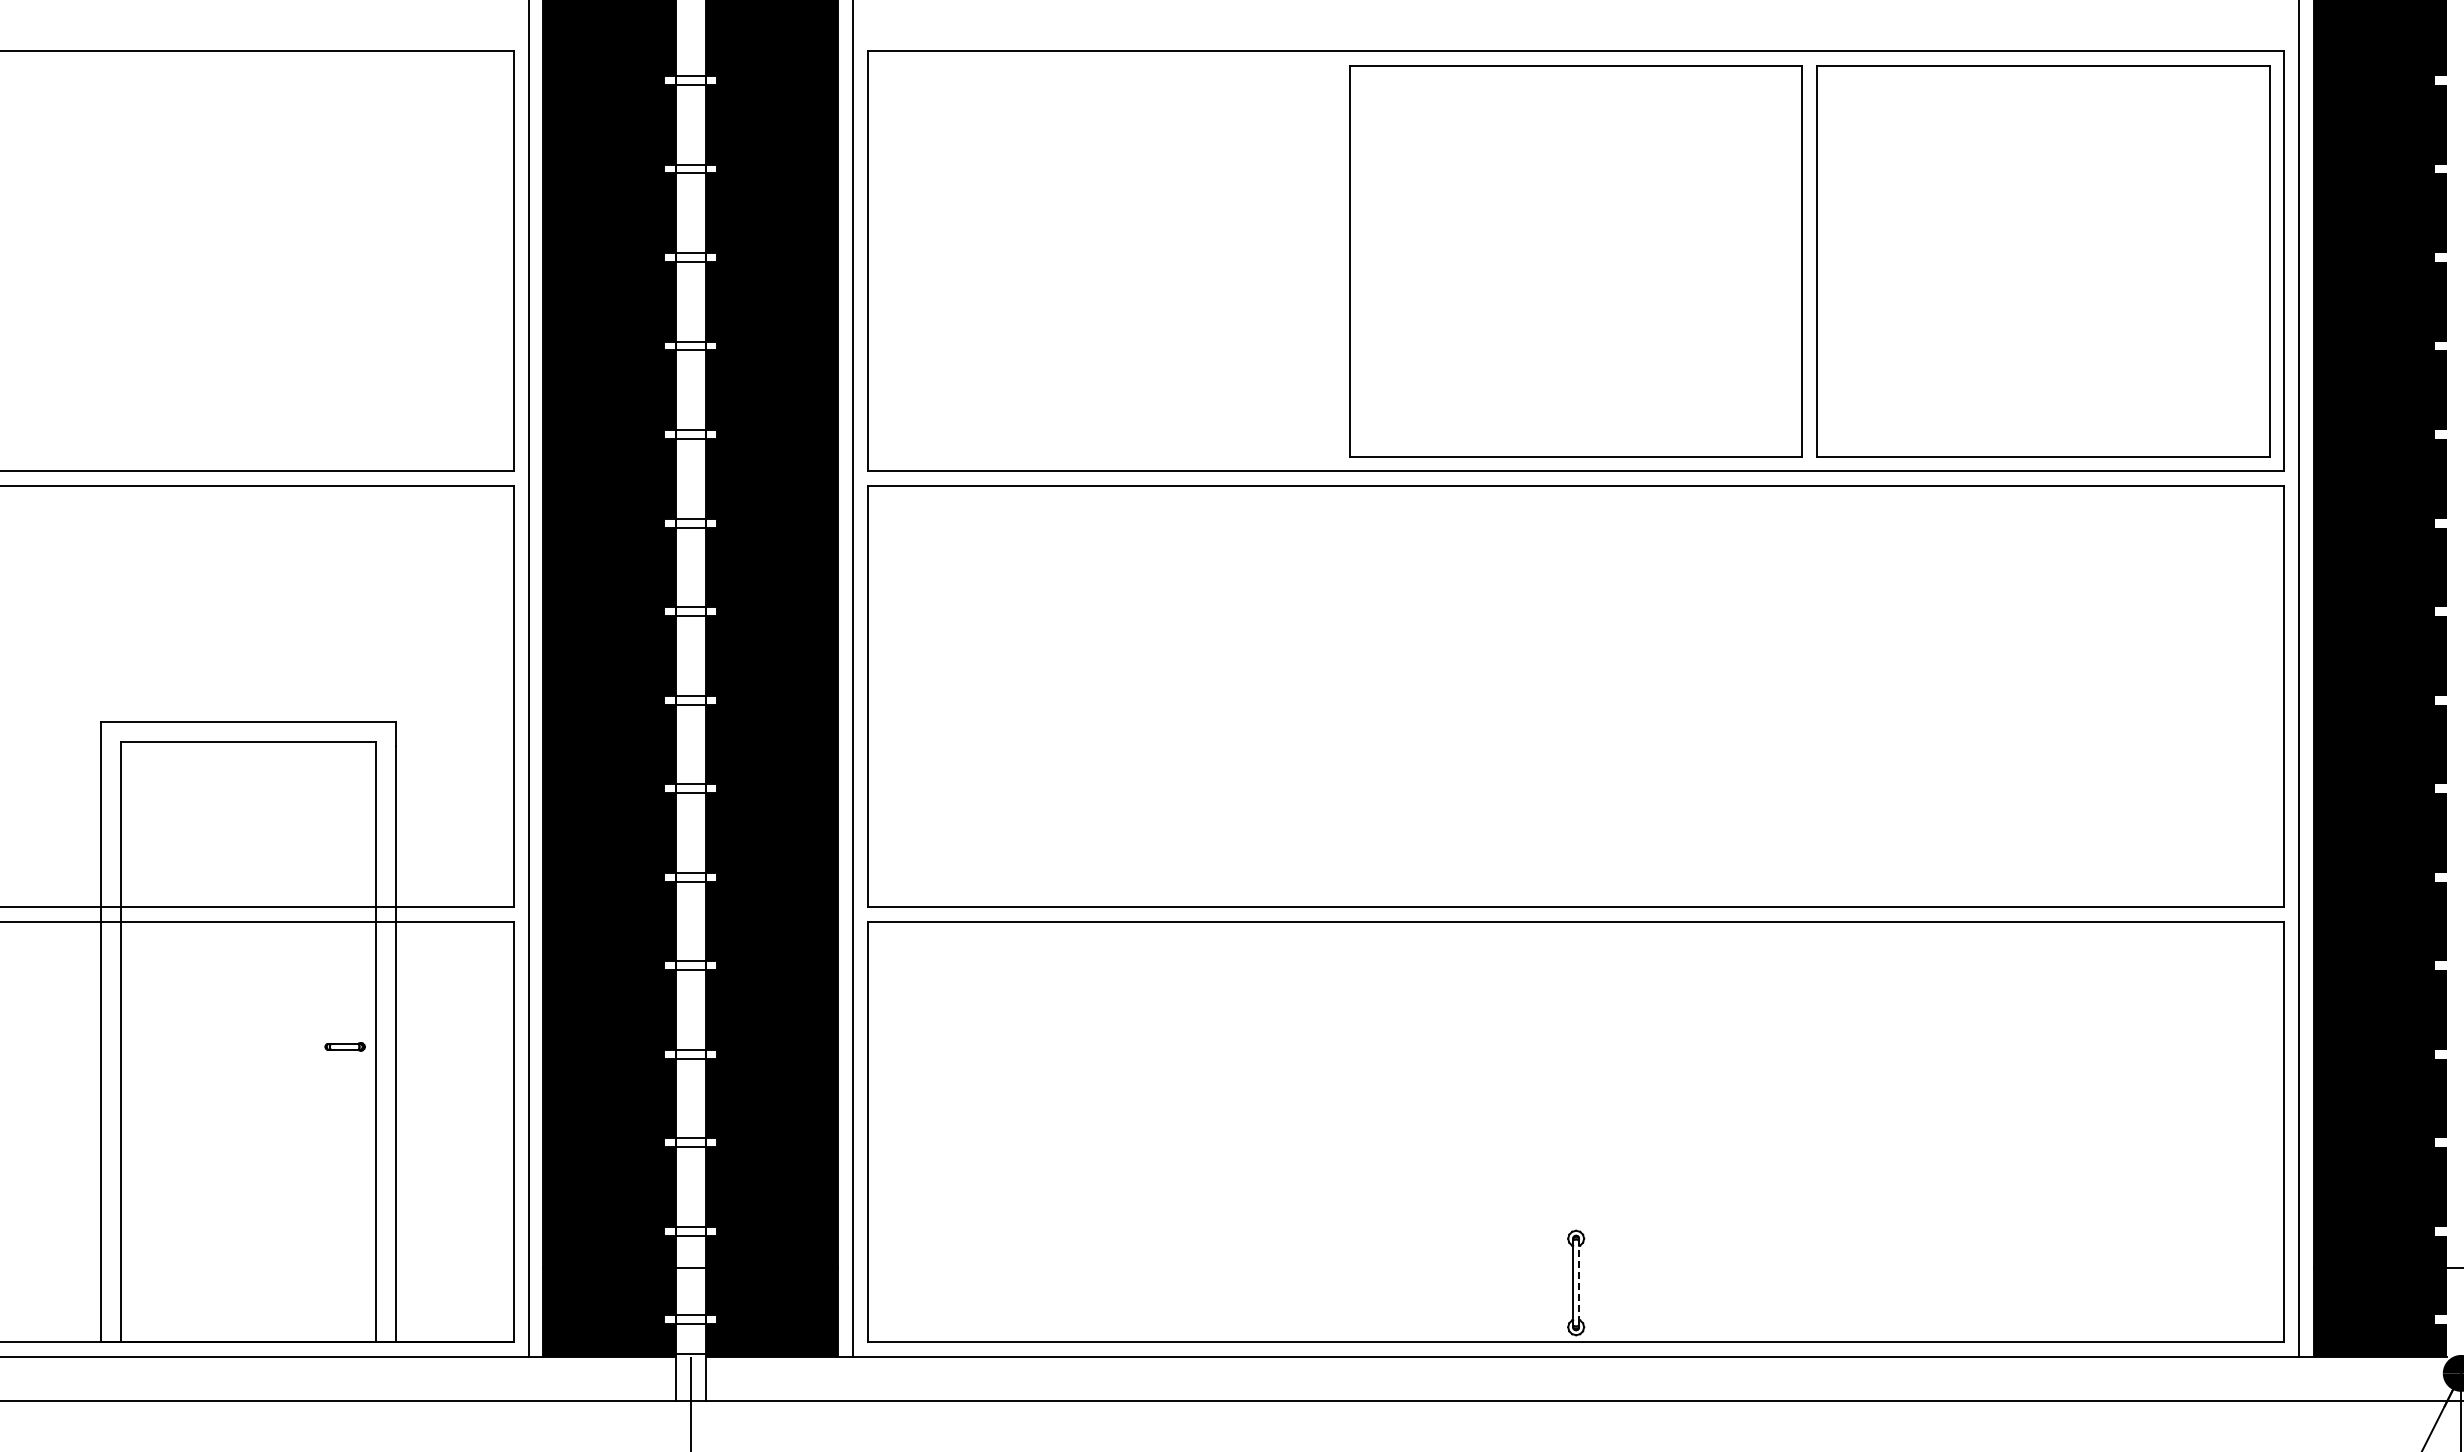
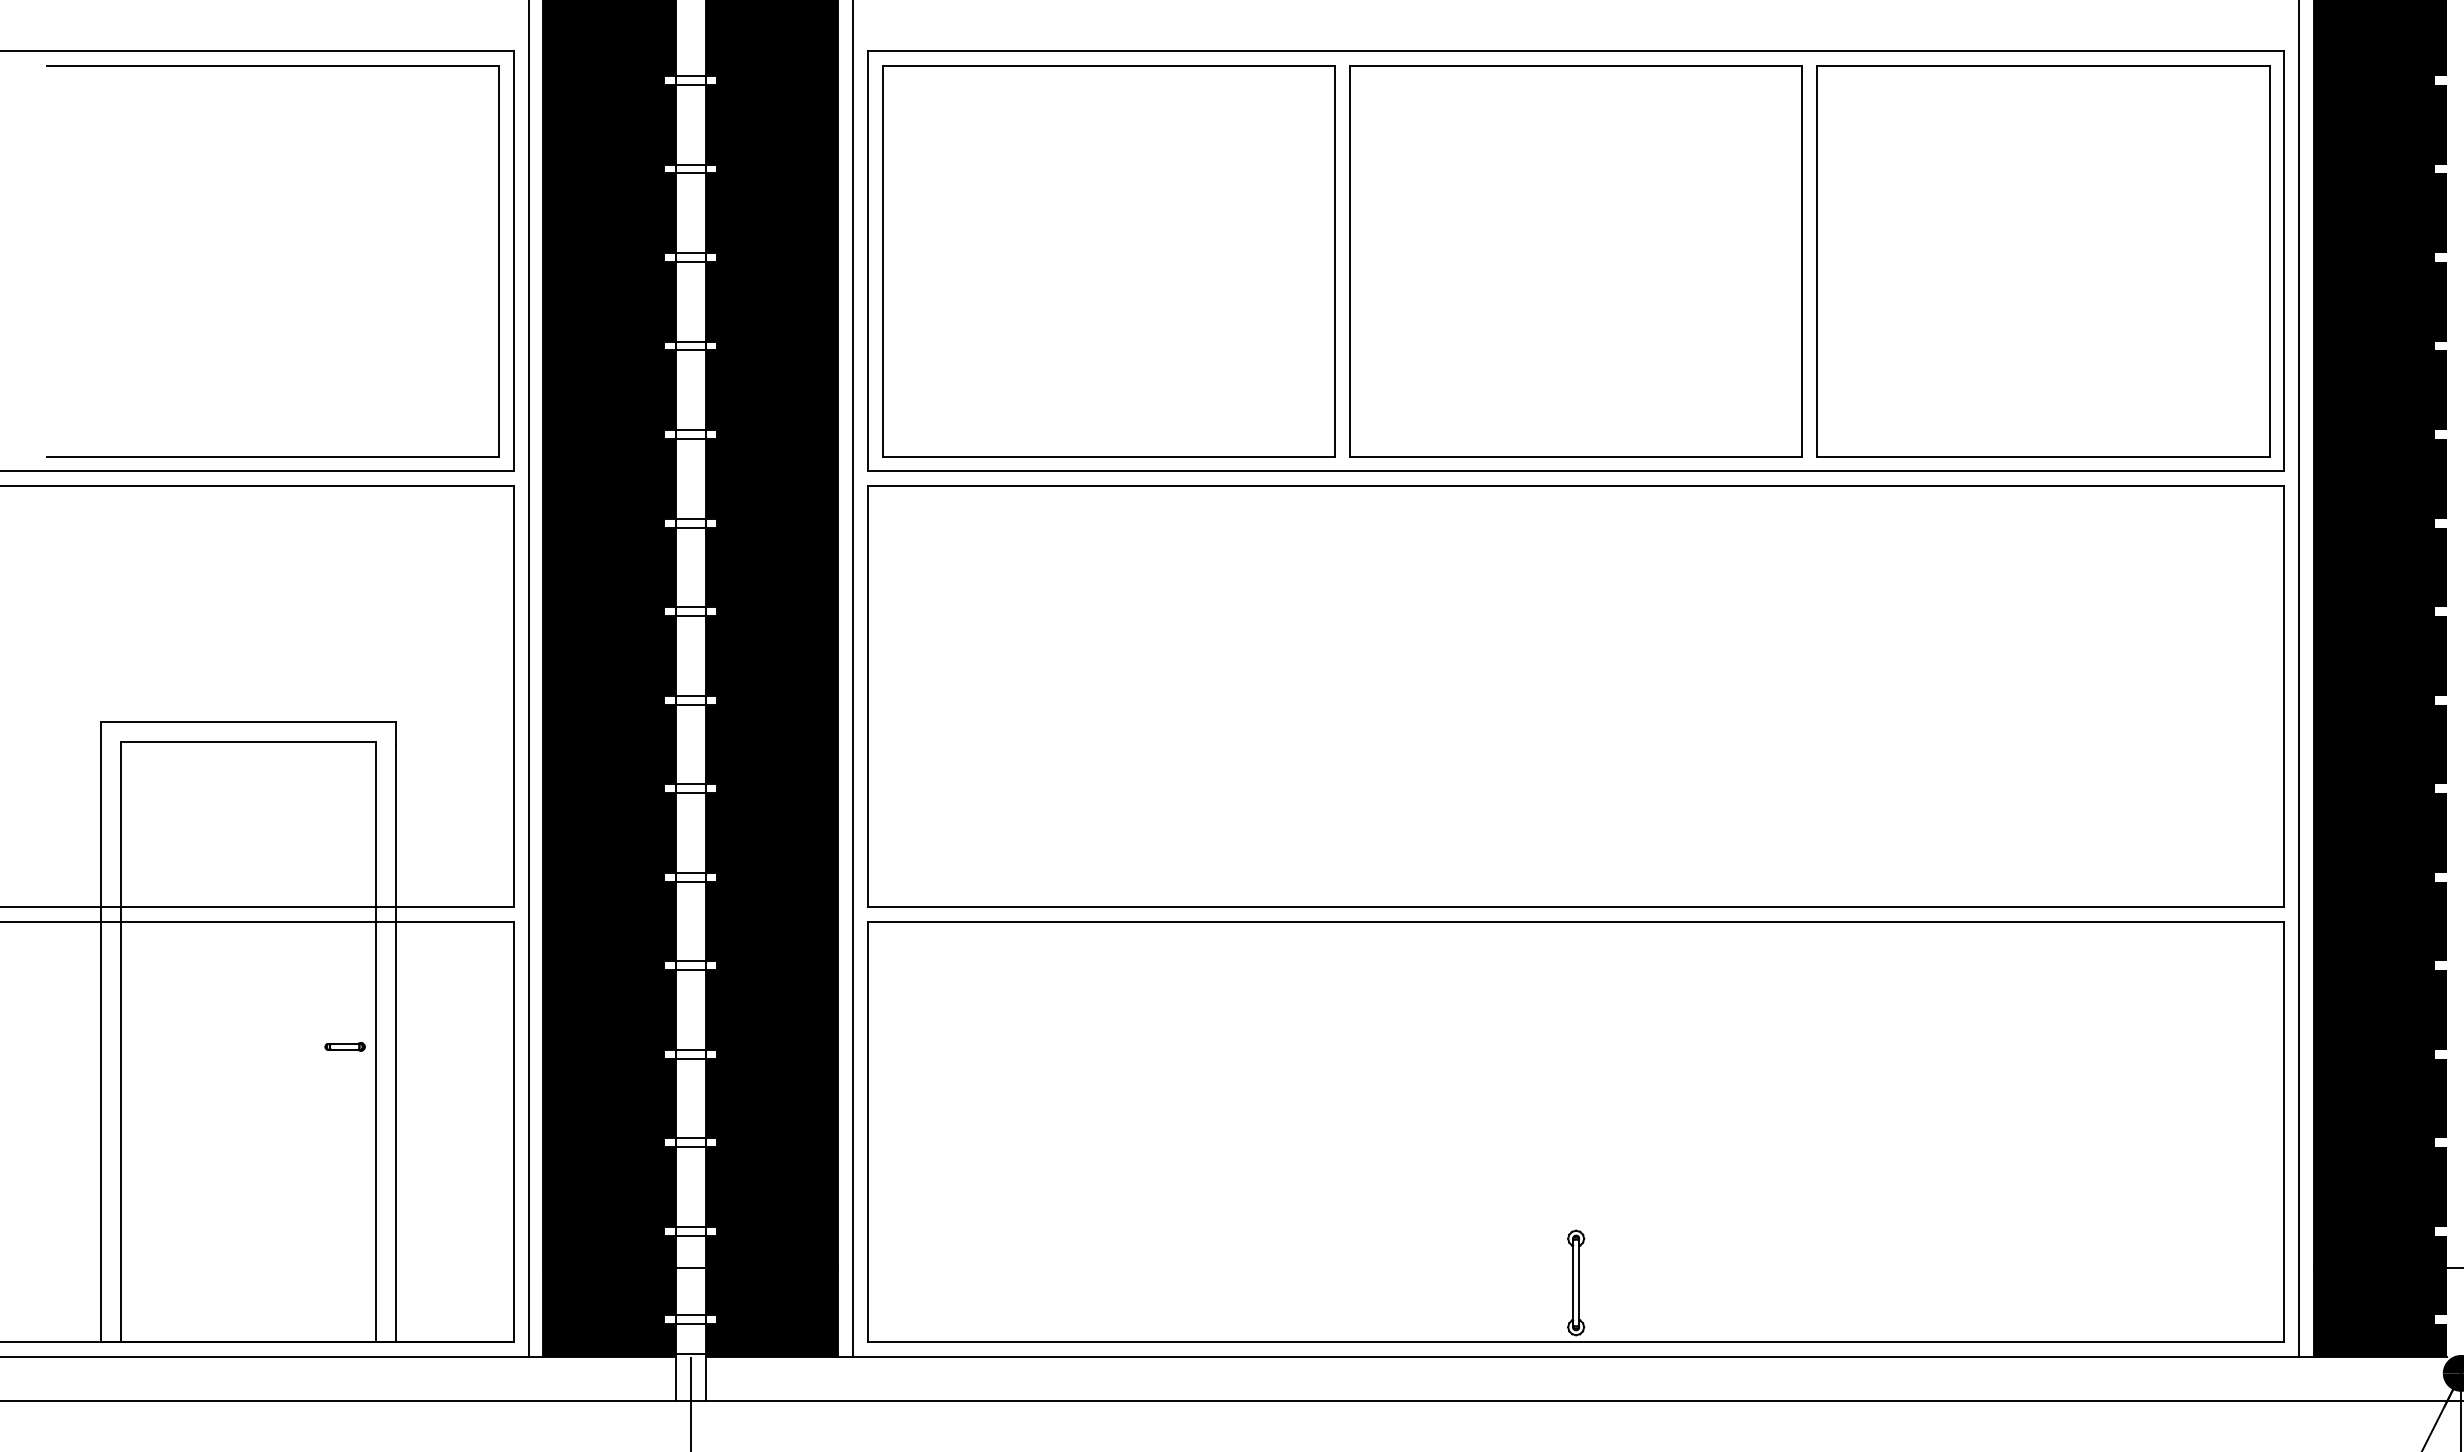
part: none -> present (272, 66)
part: none -> present (1108, 261)
line: dashed -> solid (1579, 1283)
